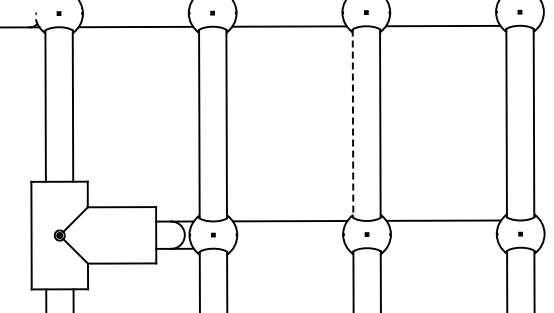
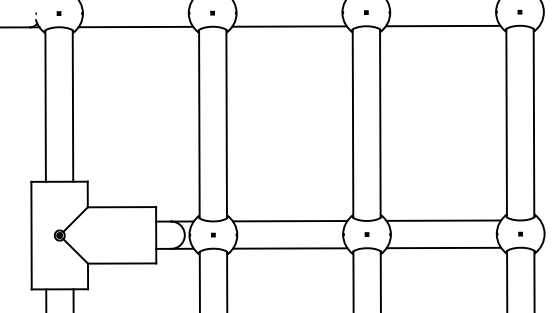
line: dashed -> solid (353, 124)
line: none -> present (443, 247)
line: none -> present (290, 248)
